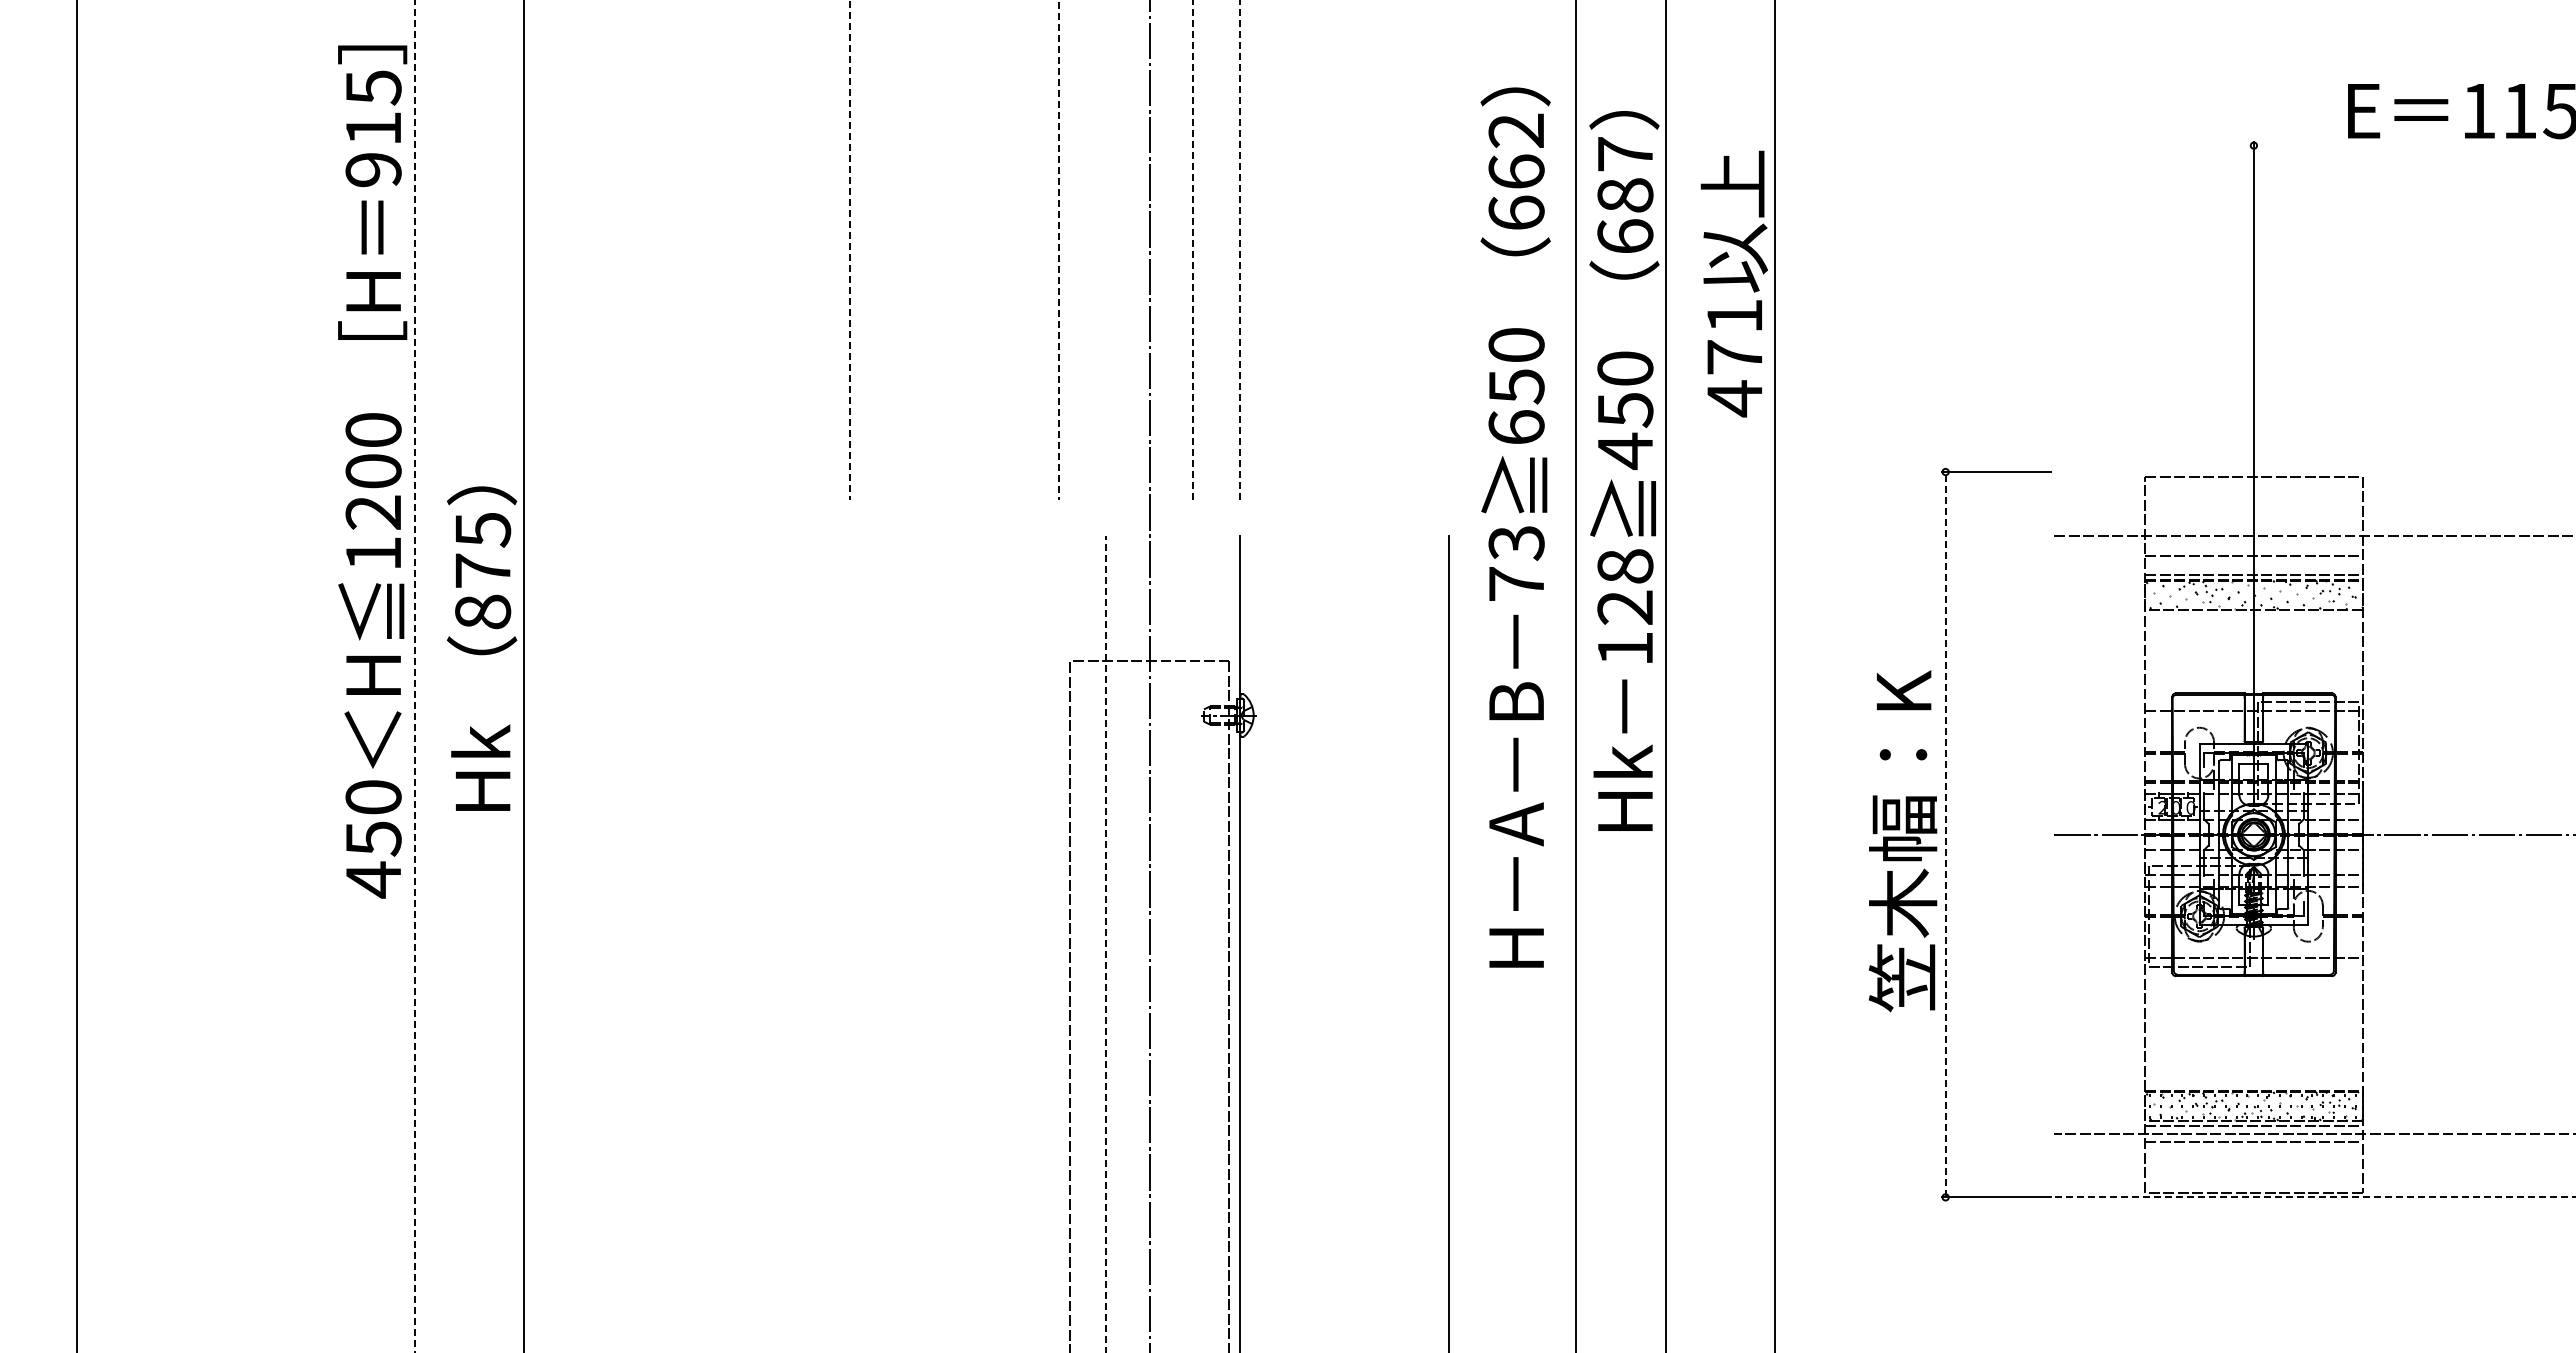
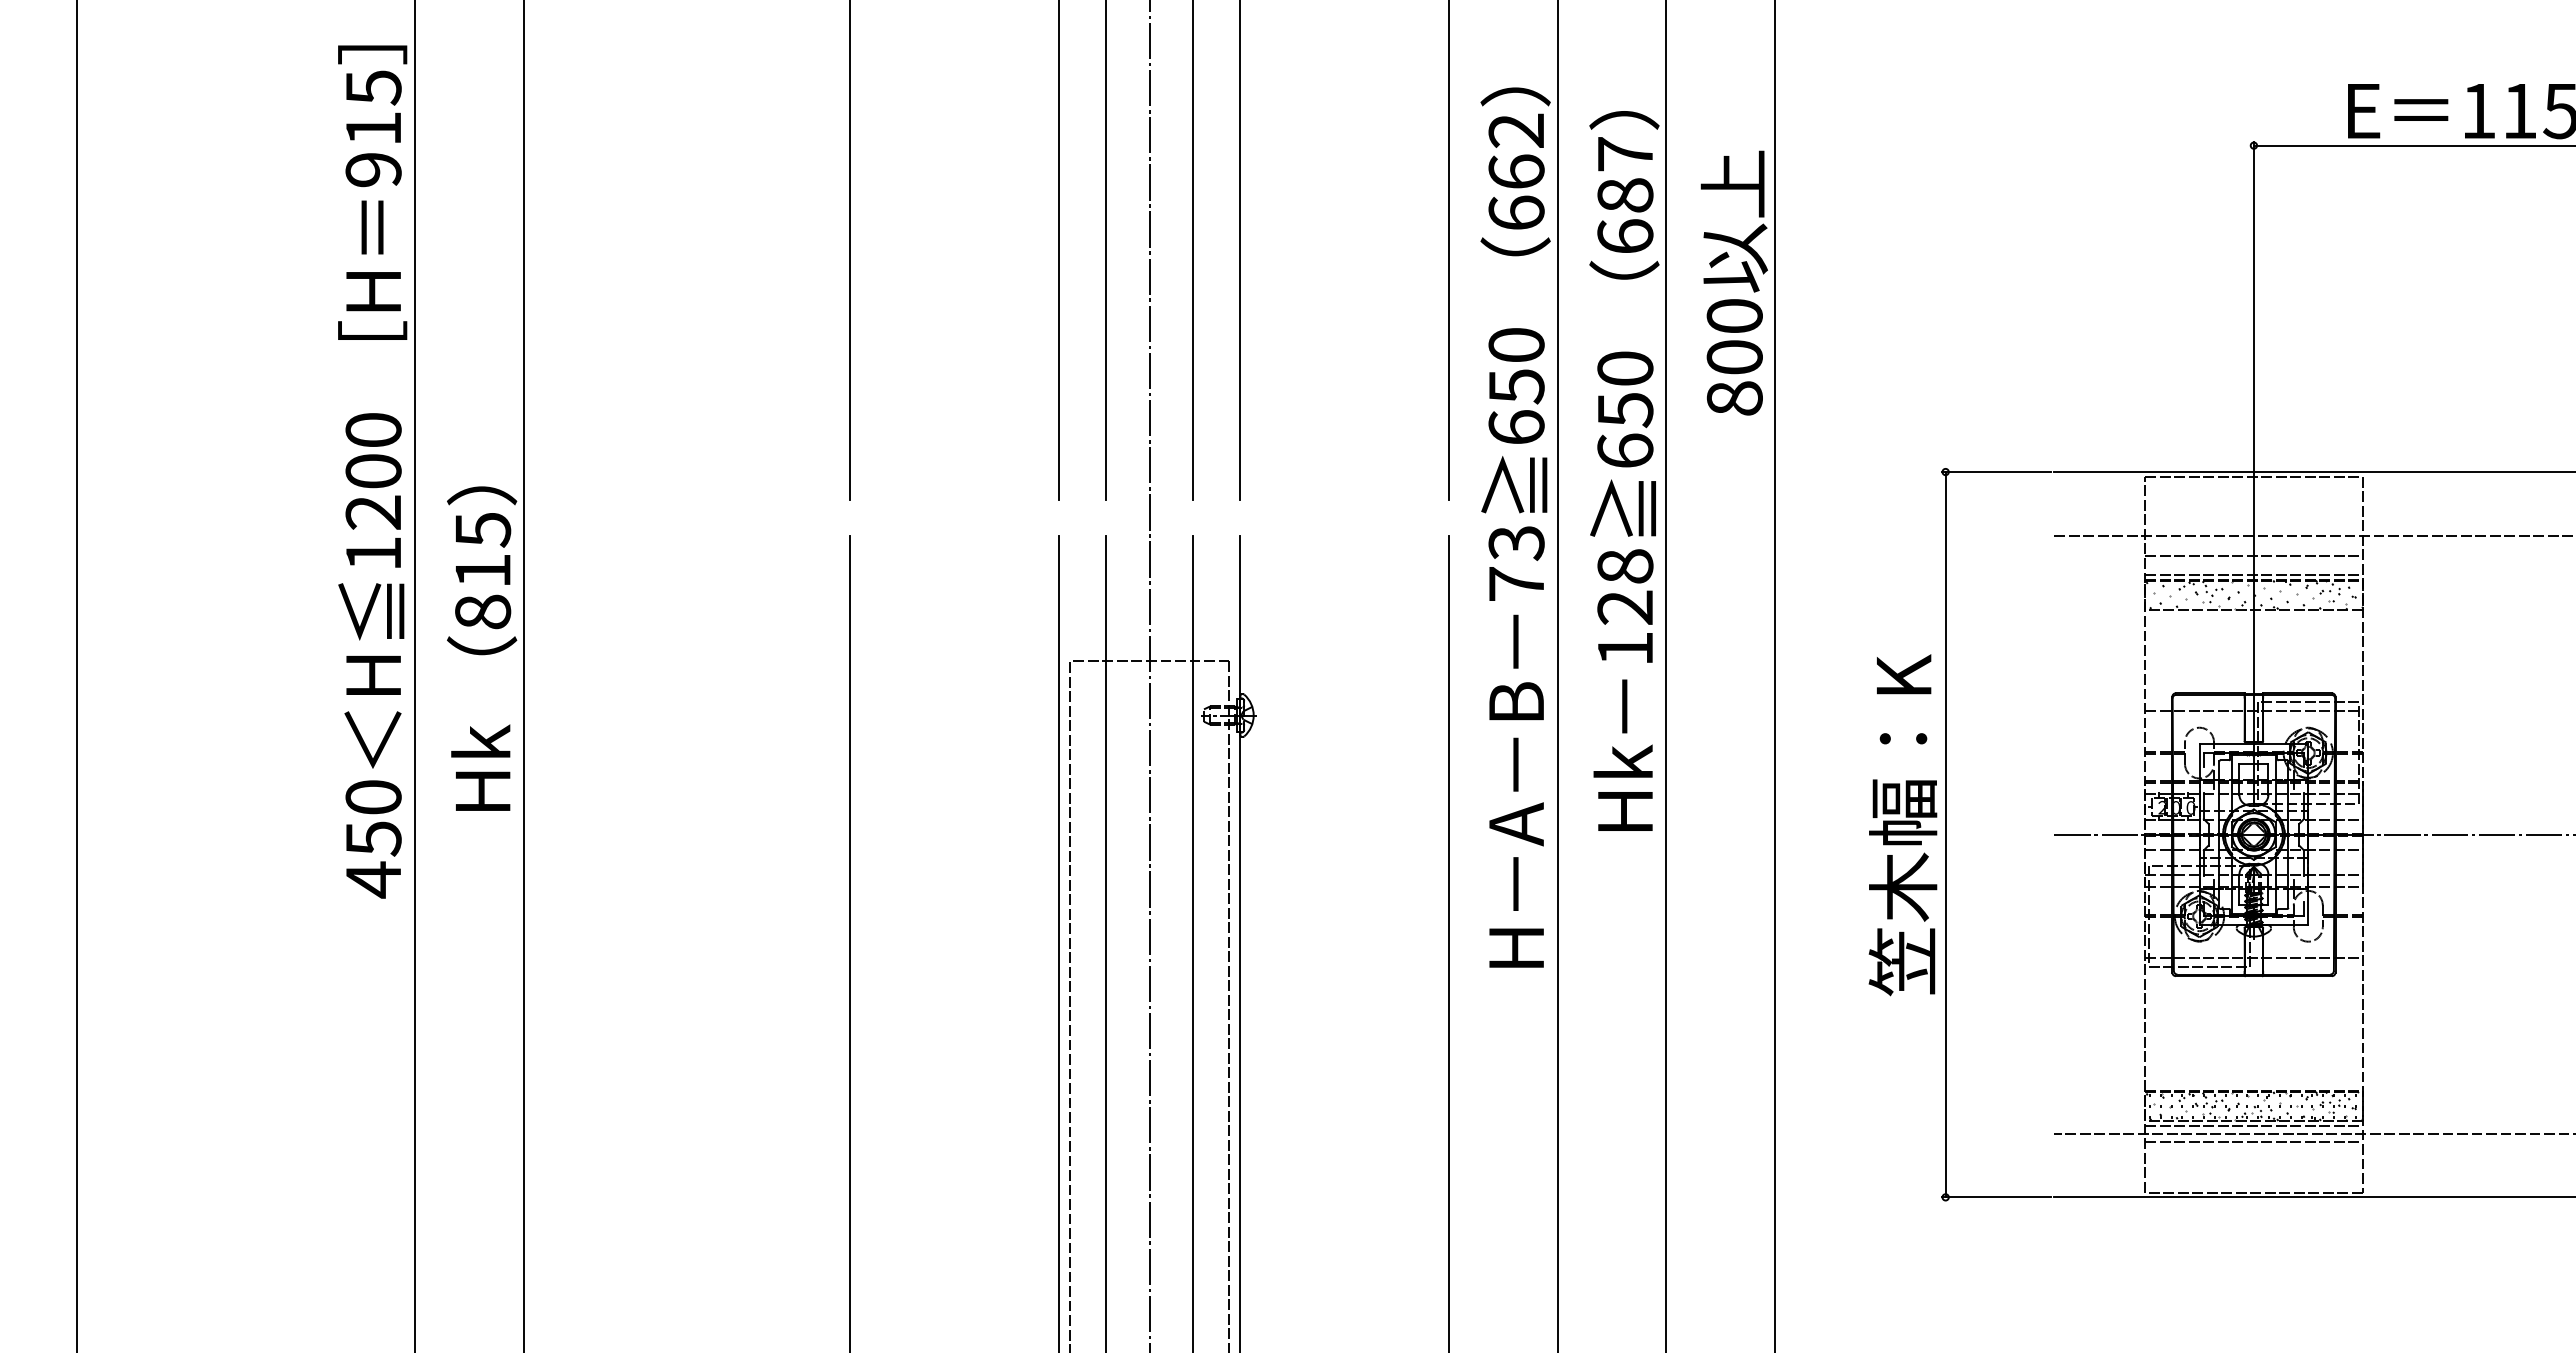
line: none -> present (2412, 145)
line: dashed -> solid (1193, 249)
line: dashed -> solid (1240, 249)
line: dashed -> solid (850, 250)
line: dashed -> solid (1058, 250)
line: none -> present (1106, 250)
line: none -> present (1448, 250)
text: 471 -> 800 (1734, 358)
text: 450 -> 650 (1625, 450)
line: none -> present (2313, 472)
text: 875 -> 815 (482, 570)
line position: (1575, 675) -> (1557, 675) (1557, 675)
line: dashed -> solid (415, 677)
line: dashed -> solid (1945, 834)
text position: (1902, 841) -> (1902, 825) (1902, 825)
line: none -> present (850, 942)
line: none -> present (1058, 942)
line: none -> present (1193, 942)
line: dashed -> solid (1106, 943)
line: dashed -> solid (2314, 1197)
